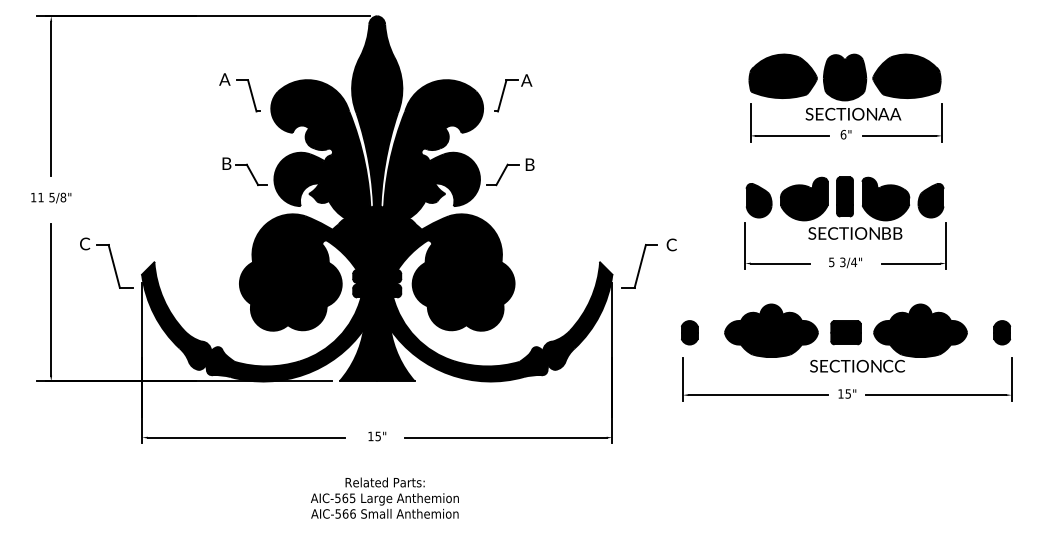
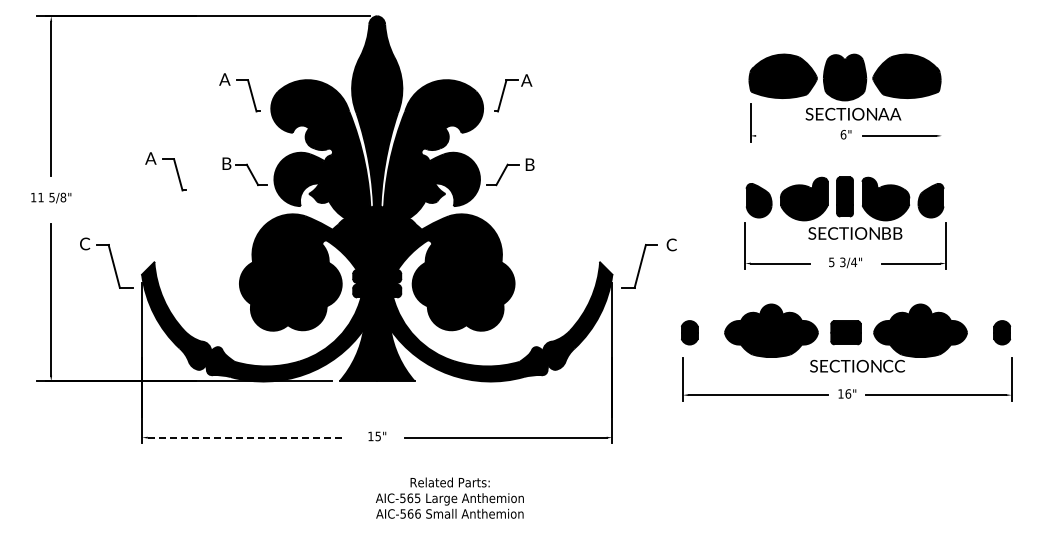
line: present -> none (941, 122)
line: present -> none (792, 135)
part: none -> present (175, 169)
text: 15" -> 16" (848, 393)
line: solid -> dashed (246, 437)
text position: (384, 497) -> (449, 497) (449, 497)
